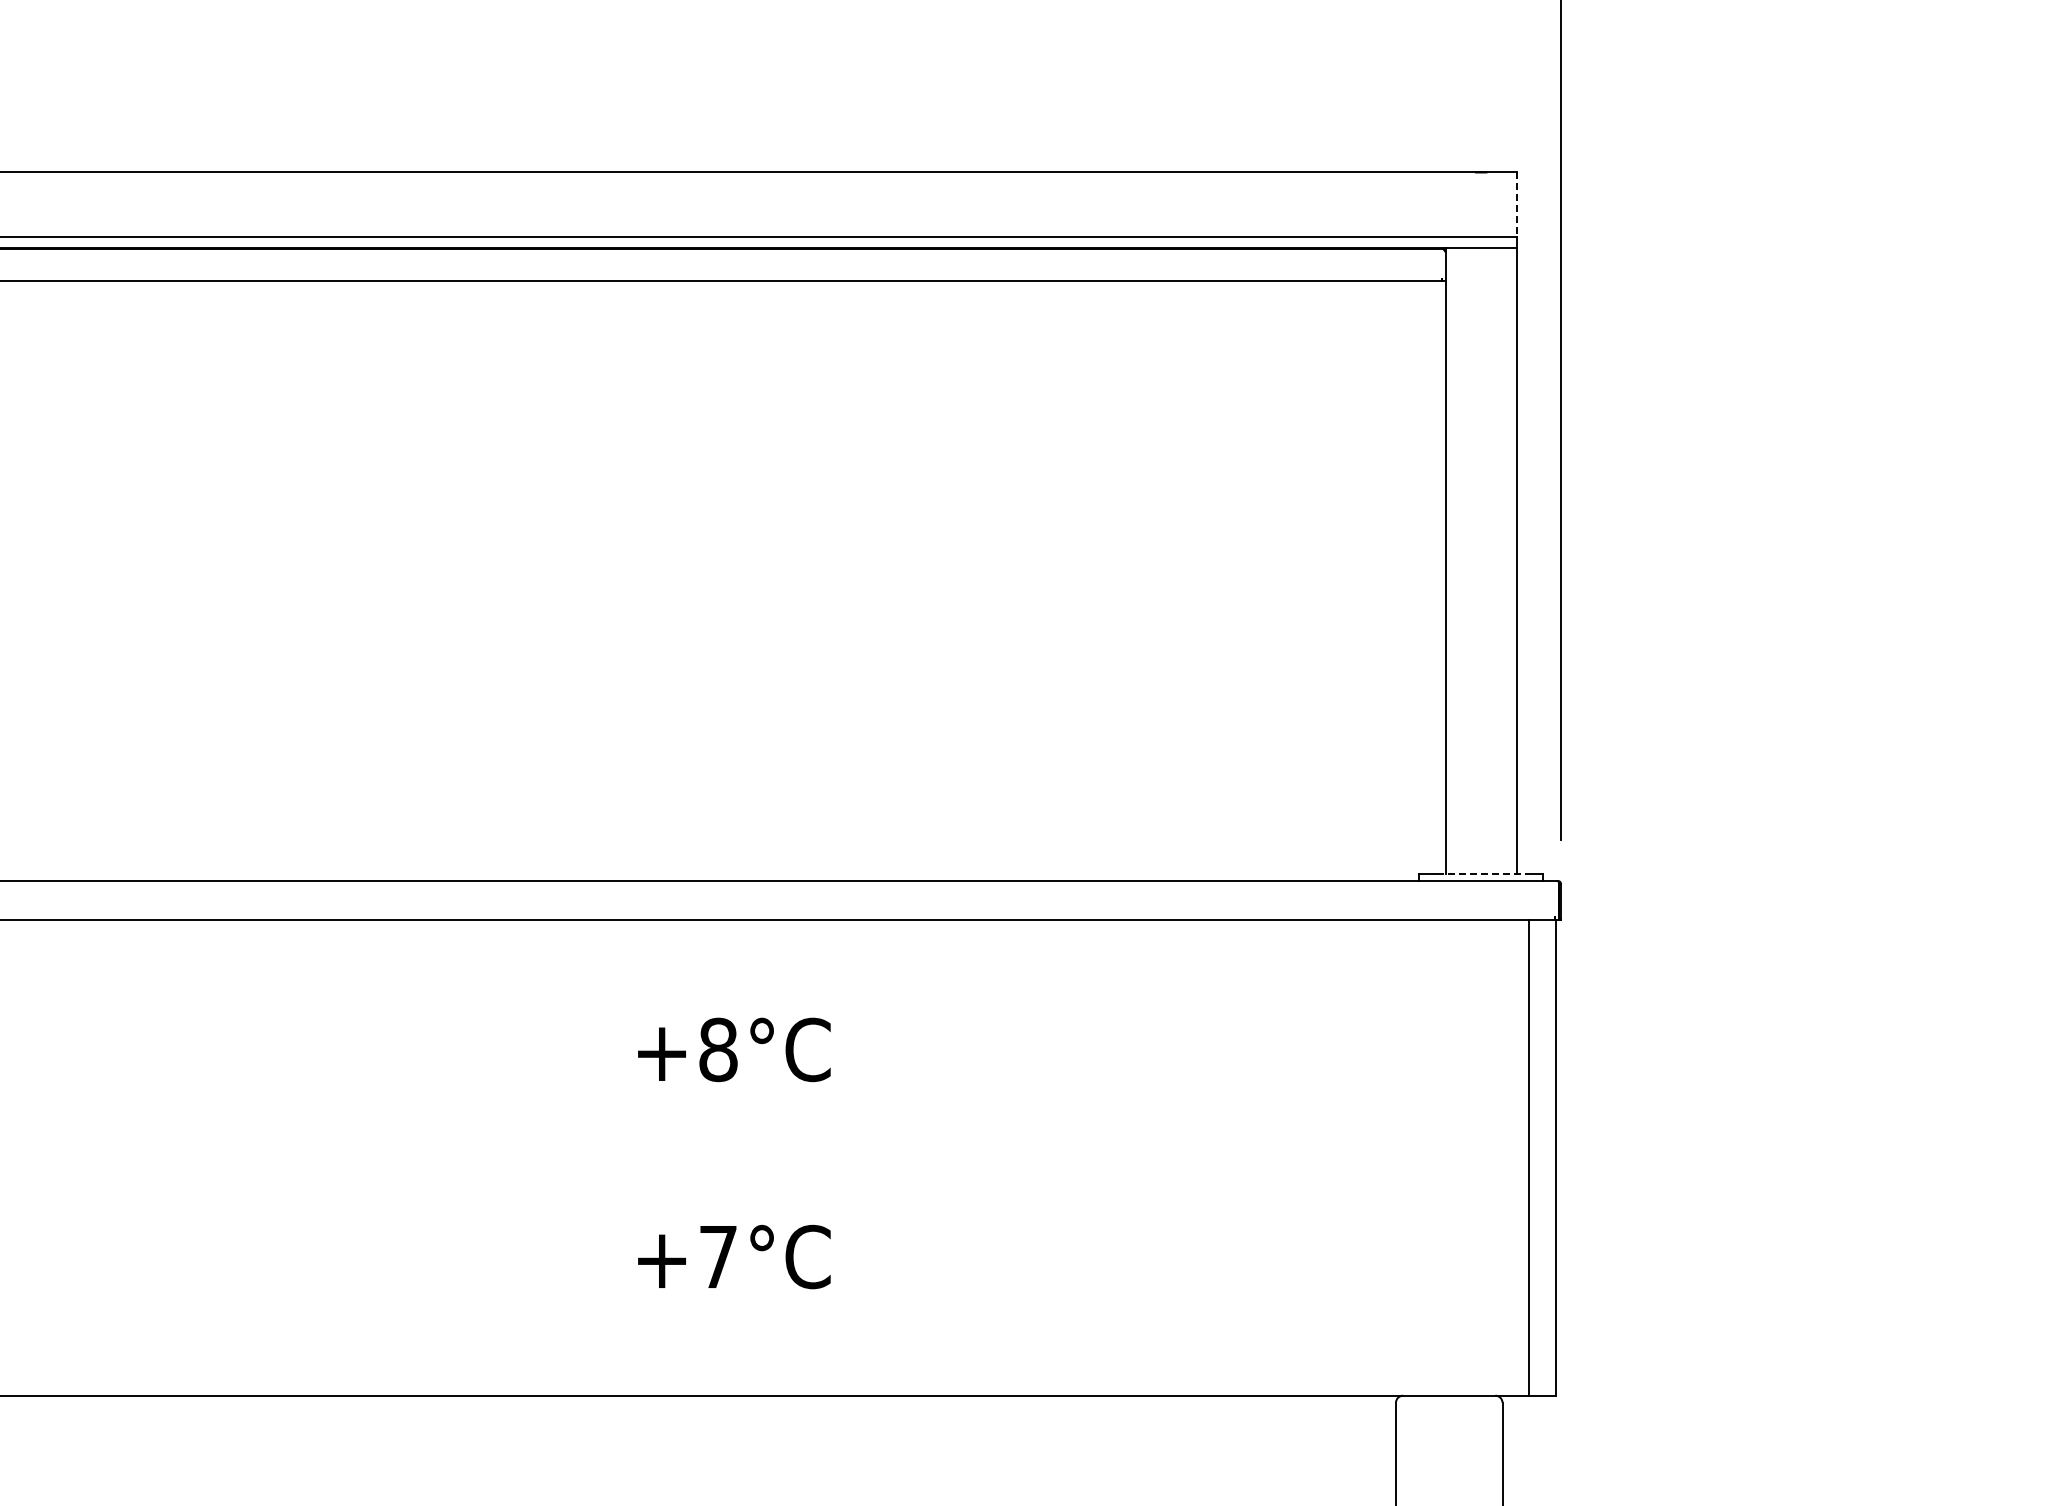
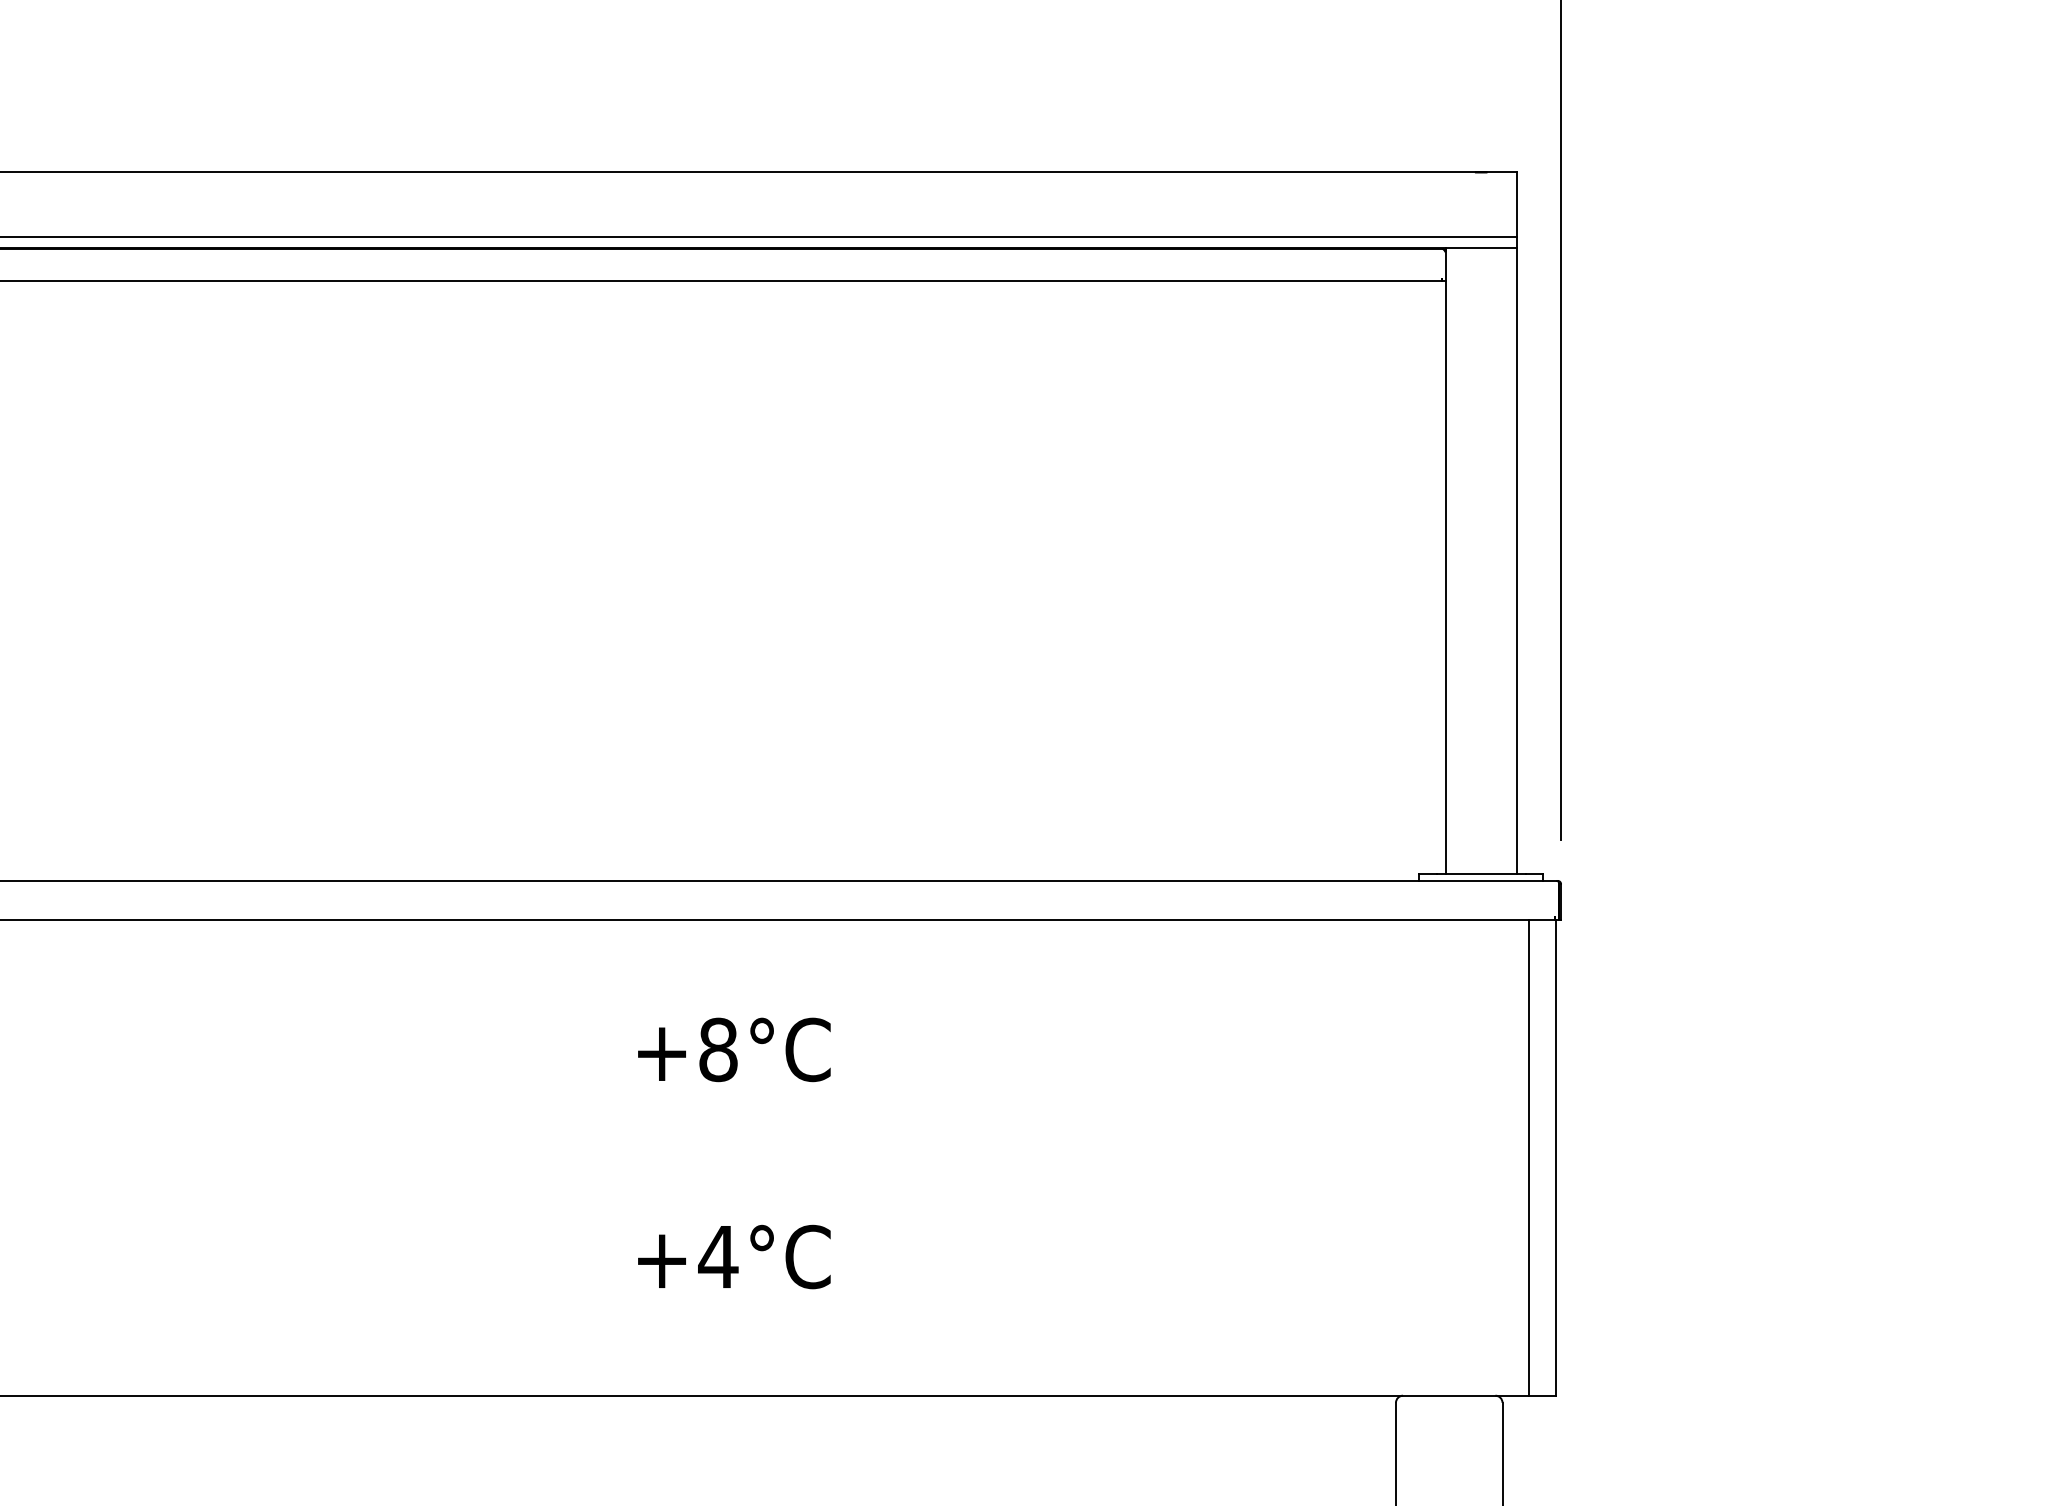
line: dashed -> solid (1516, 204)
line: dashed -> solid (1481, 873)
text: +7°C -> +4°C (718, 1256)
